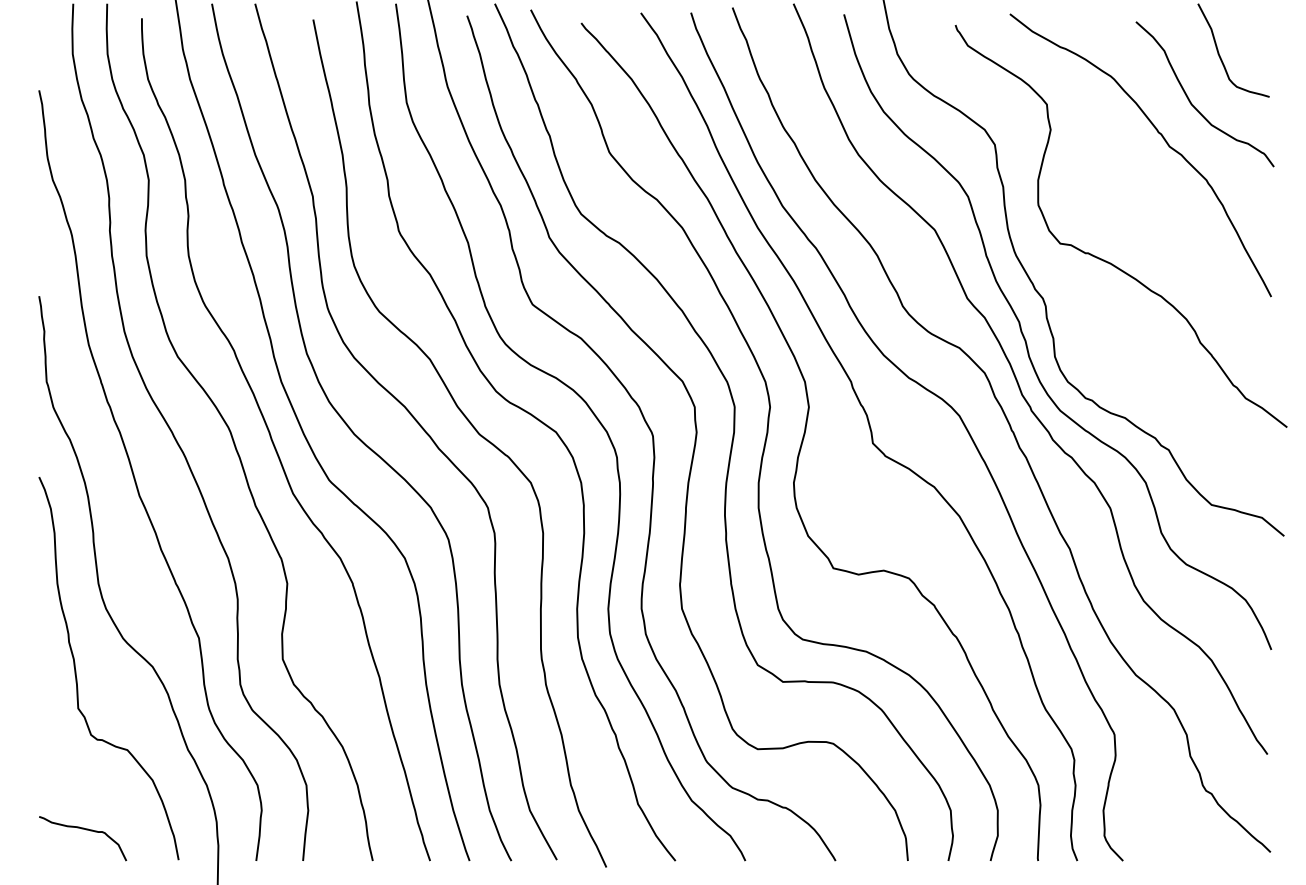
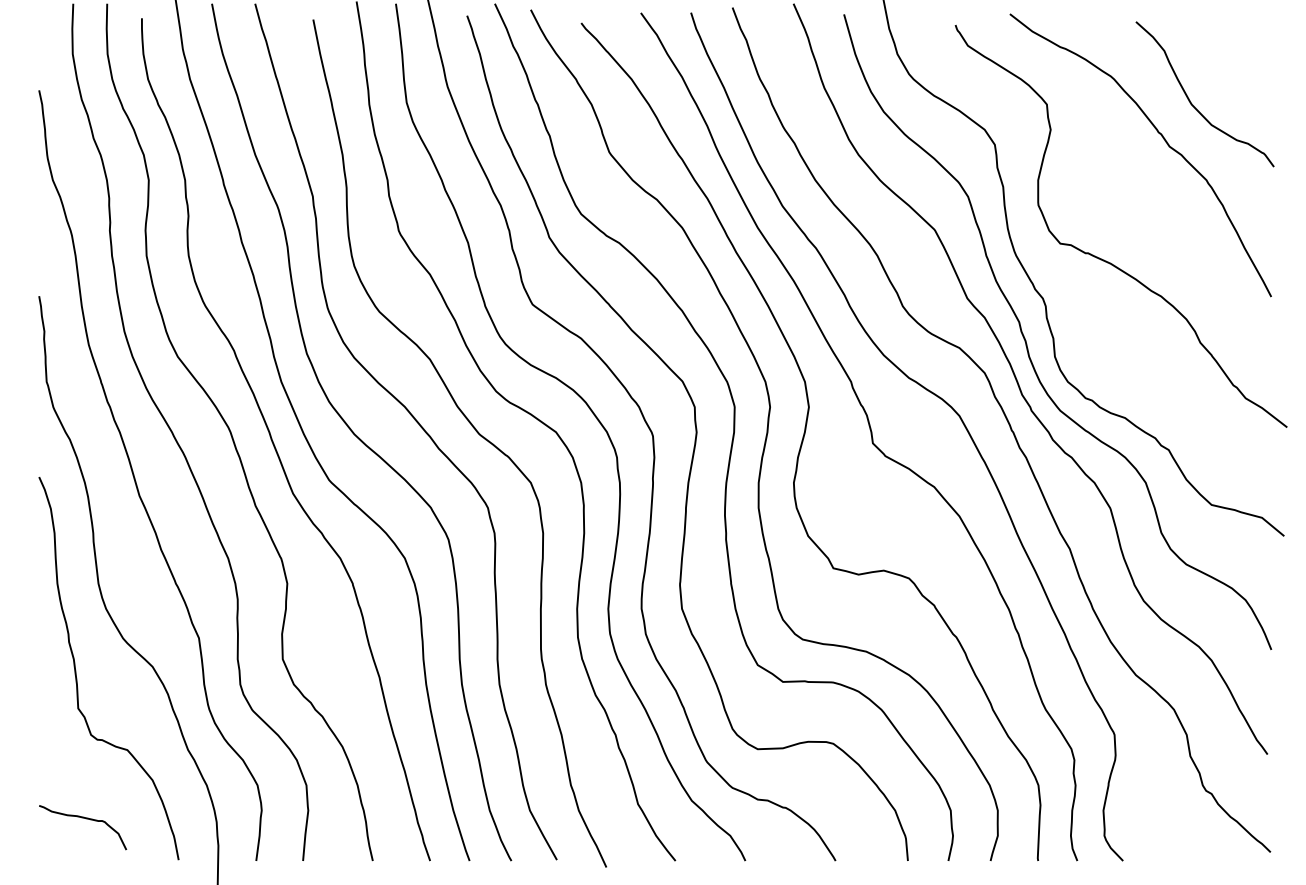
curve: present -> none (1221, 57)
curve position: (86, 830) -> (86, 819) (86, 819)
